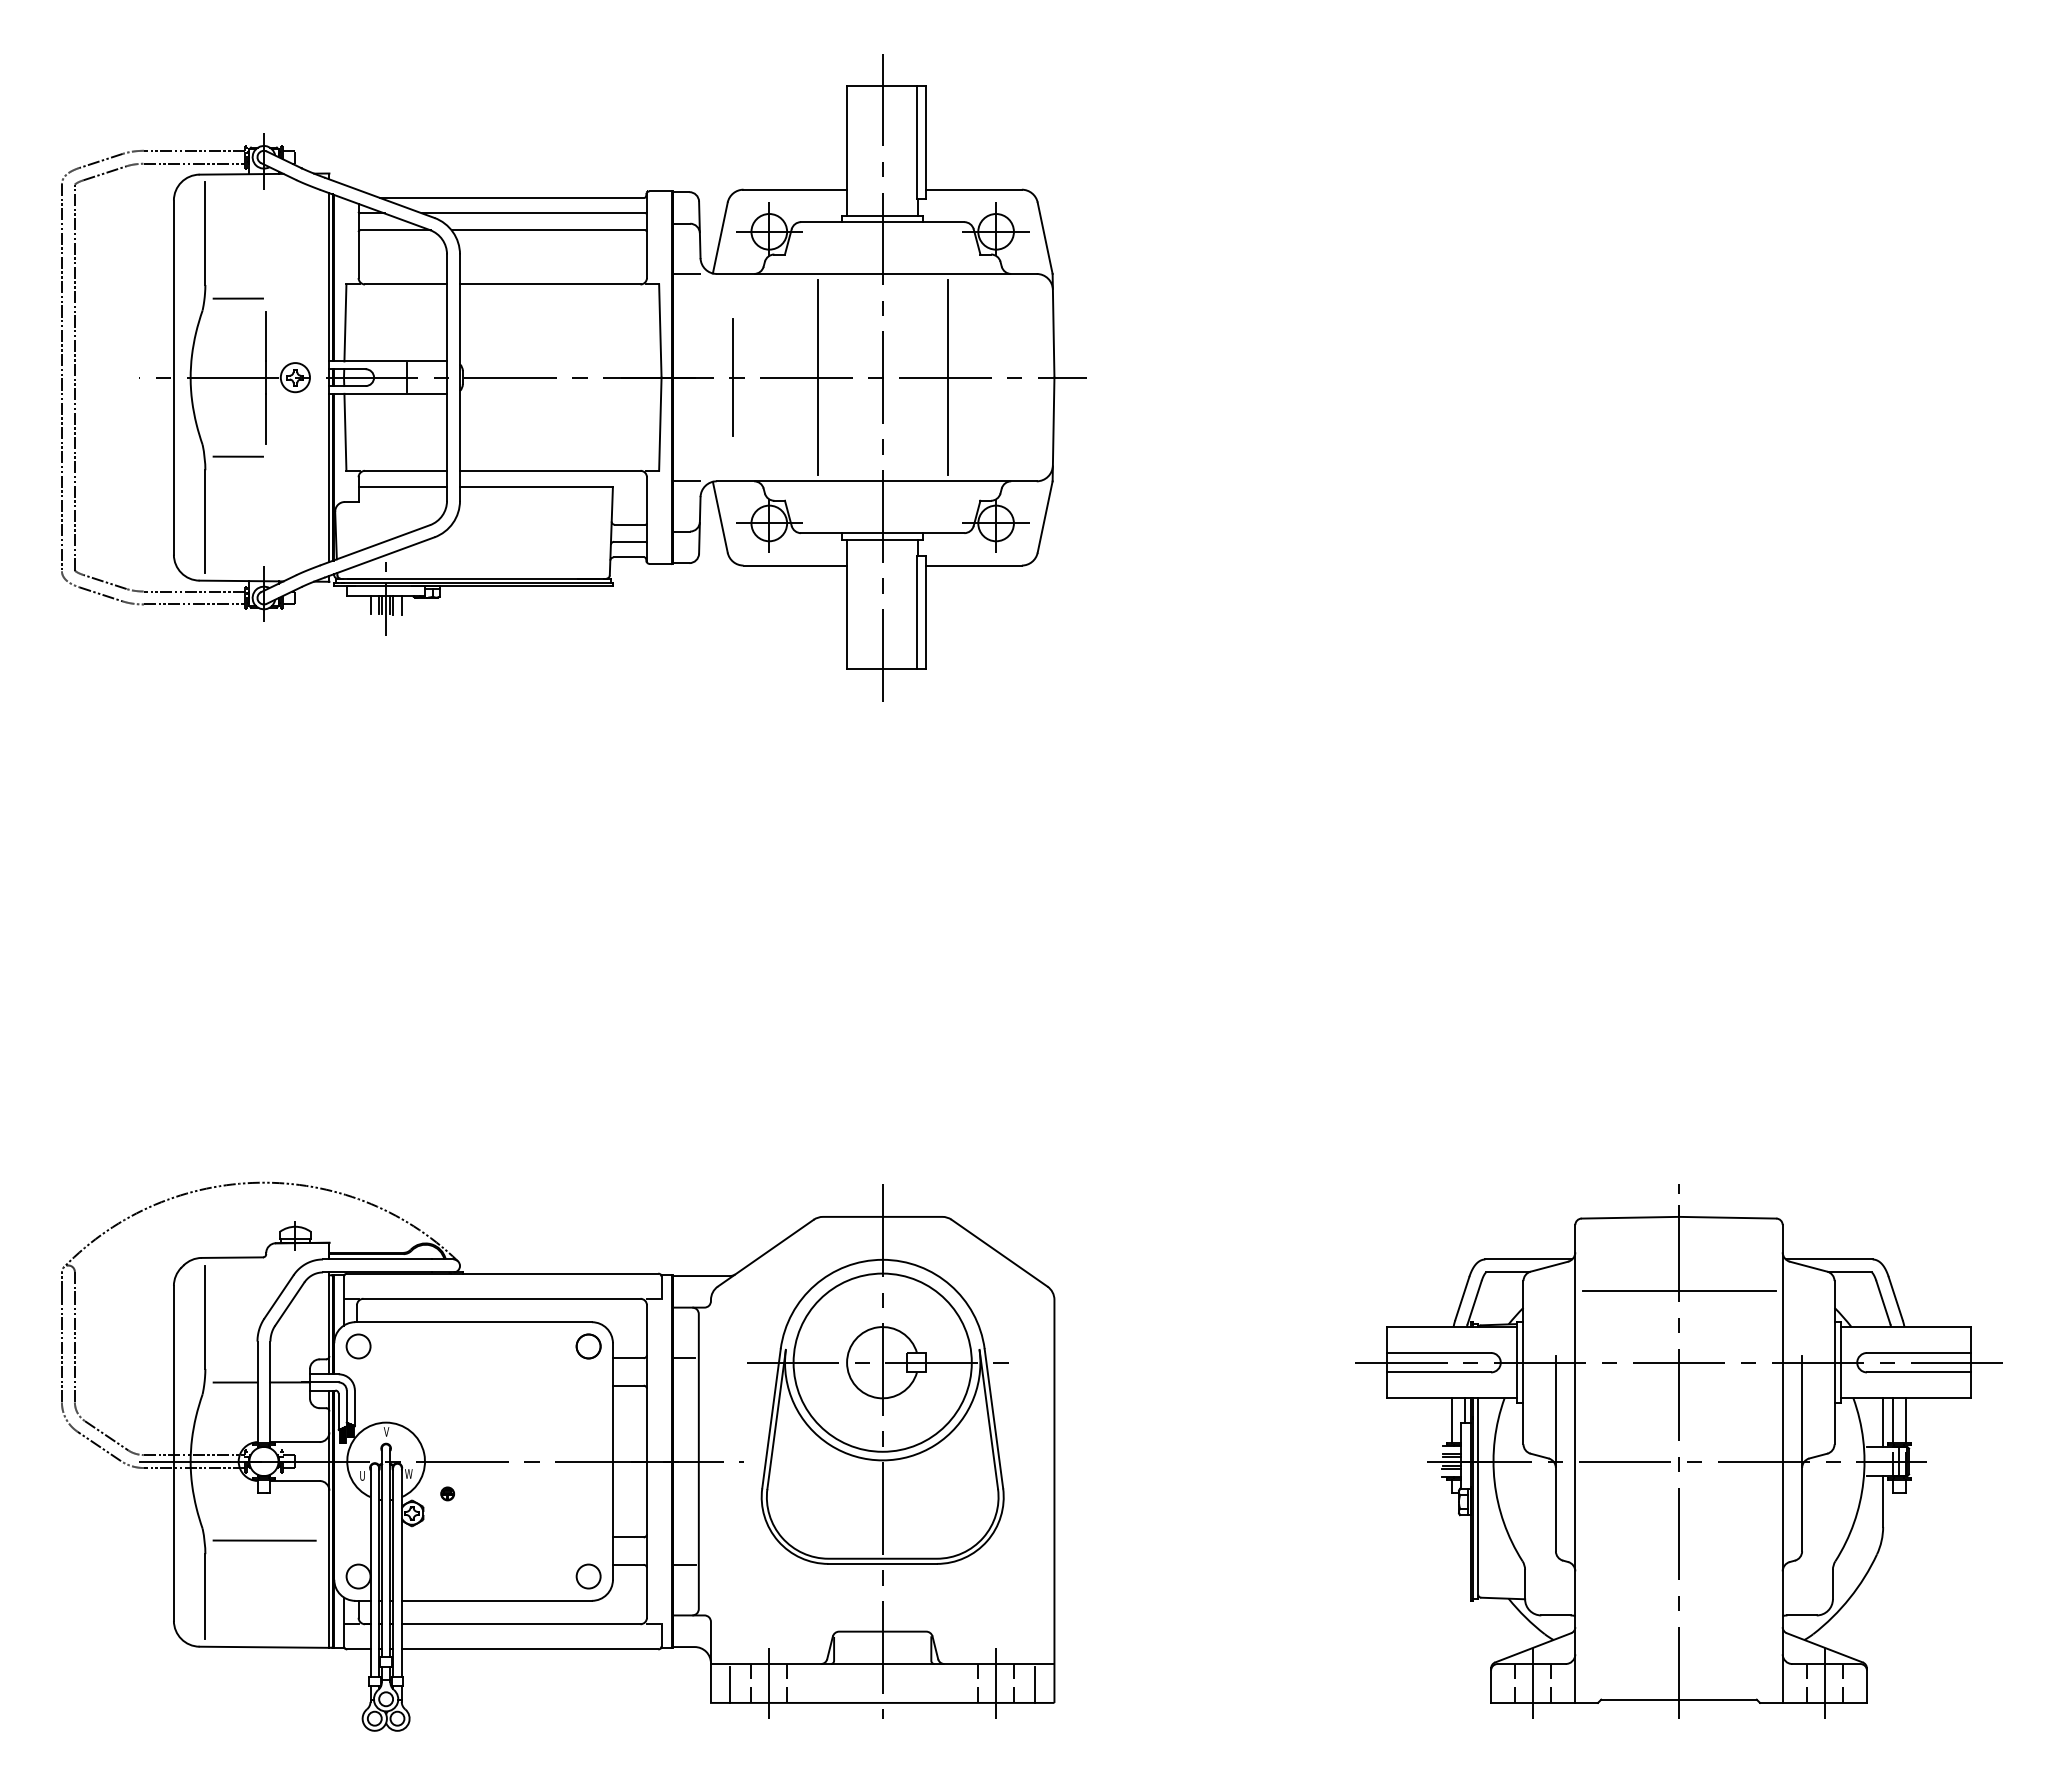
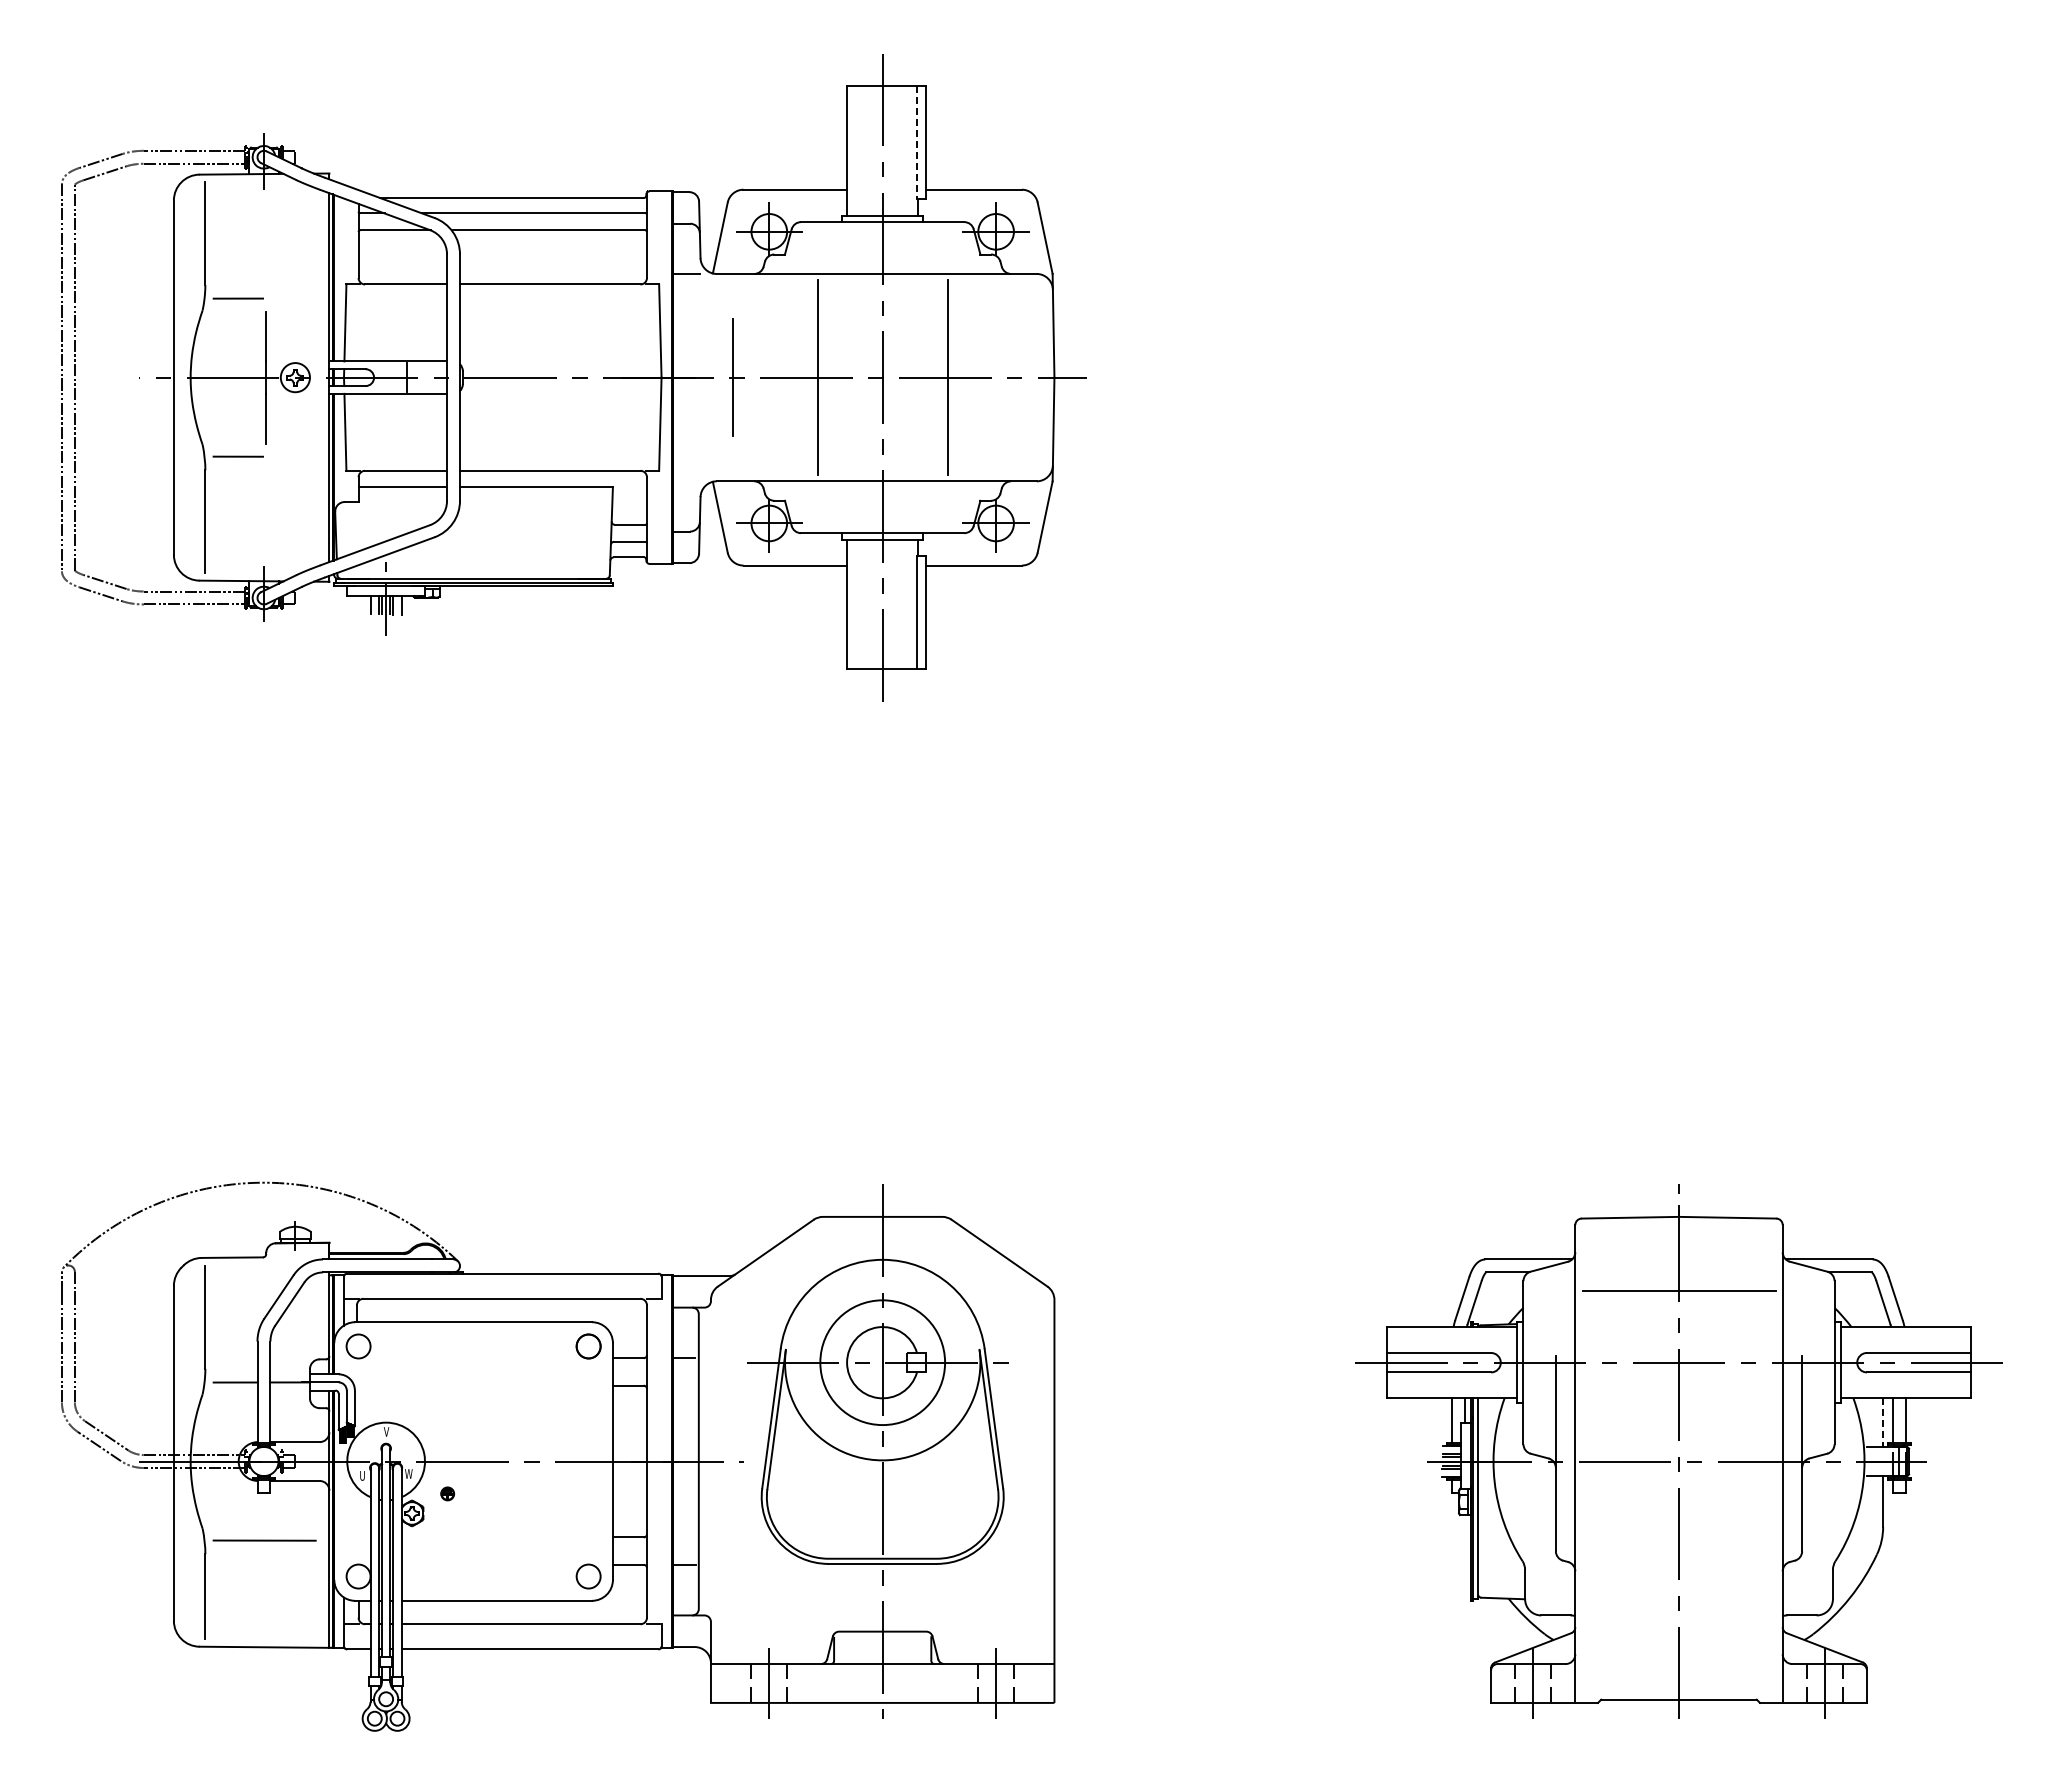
line: solid -> dashed (916, 142)
line: present -> none (685, 481)
circle diameter: 178 px -> 125 px (882, 1362)
line: solid -> dashed (1883, 1423)
line: present -> none (730, 1684)
line: present -> none (1035, 1684)
